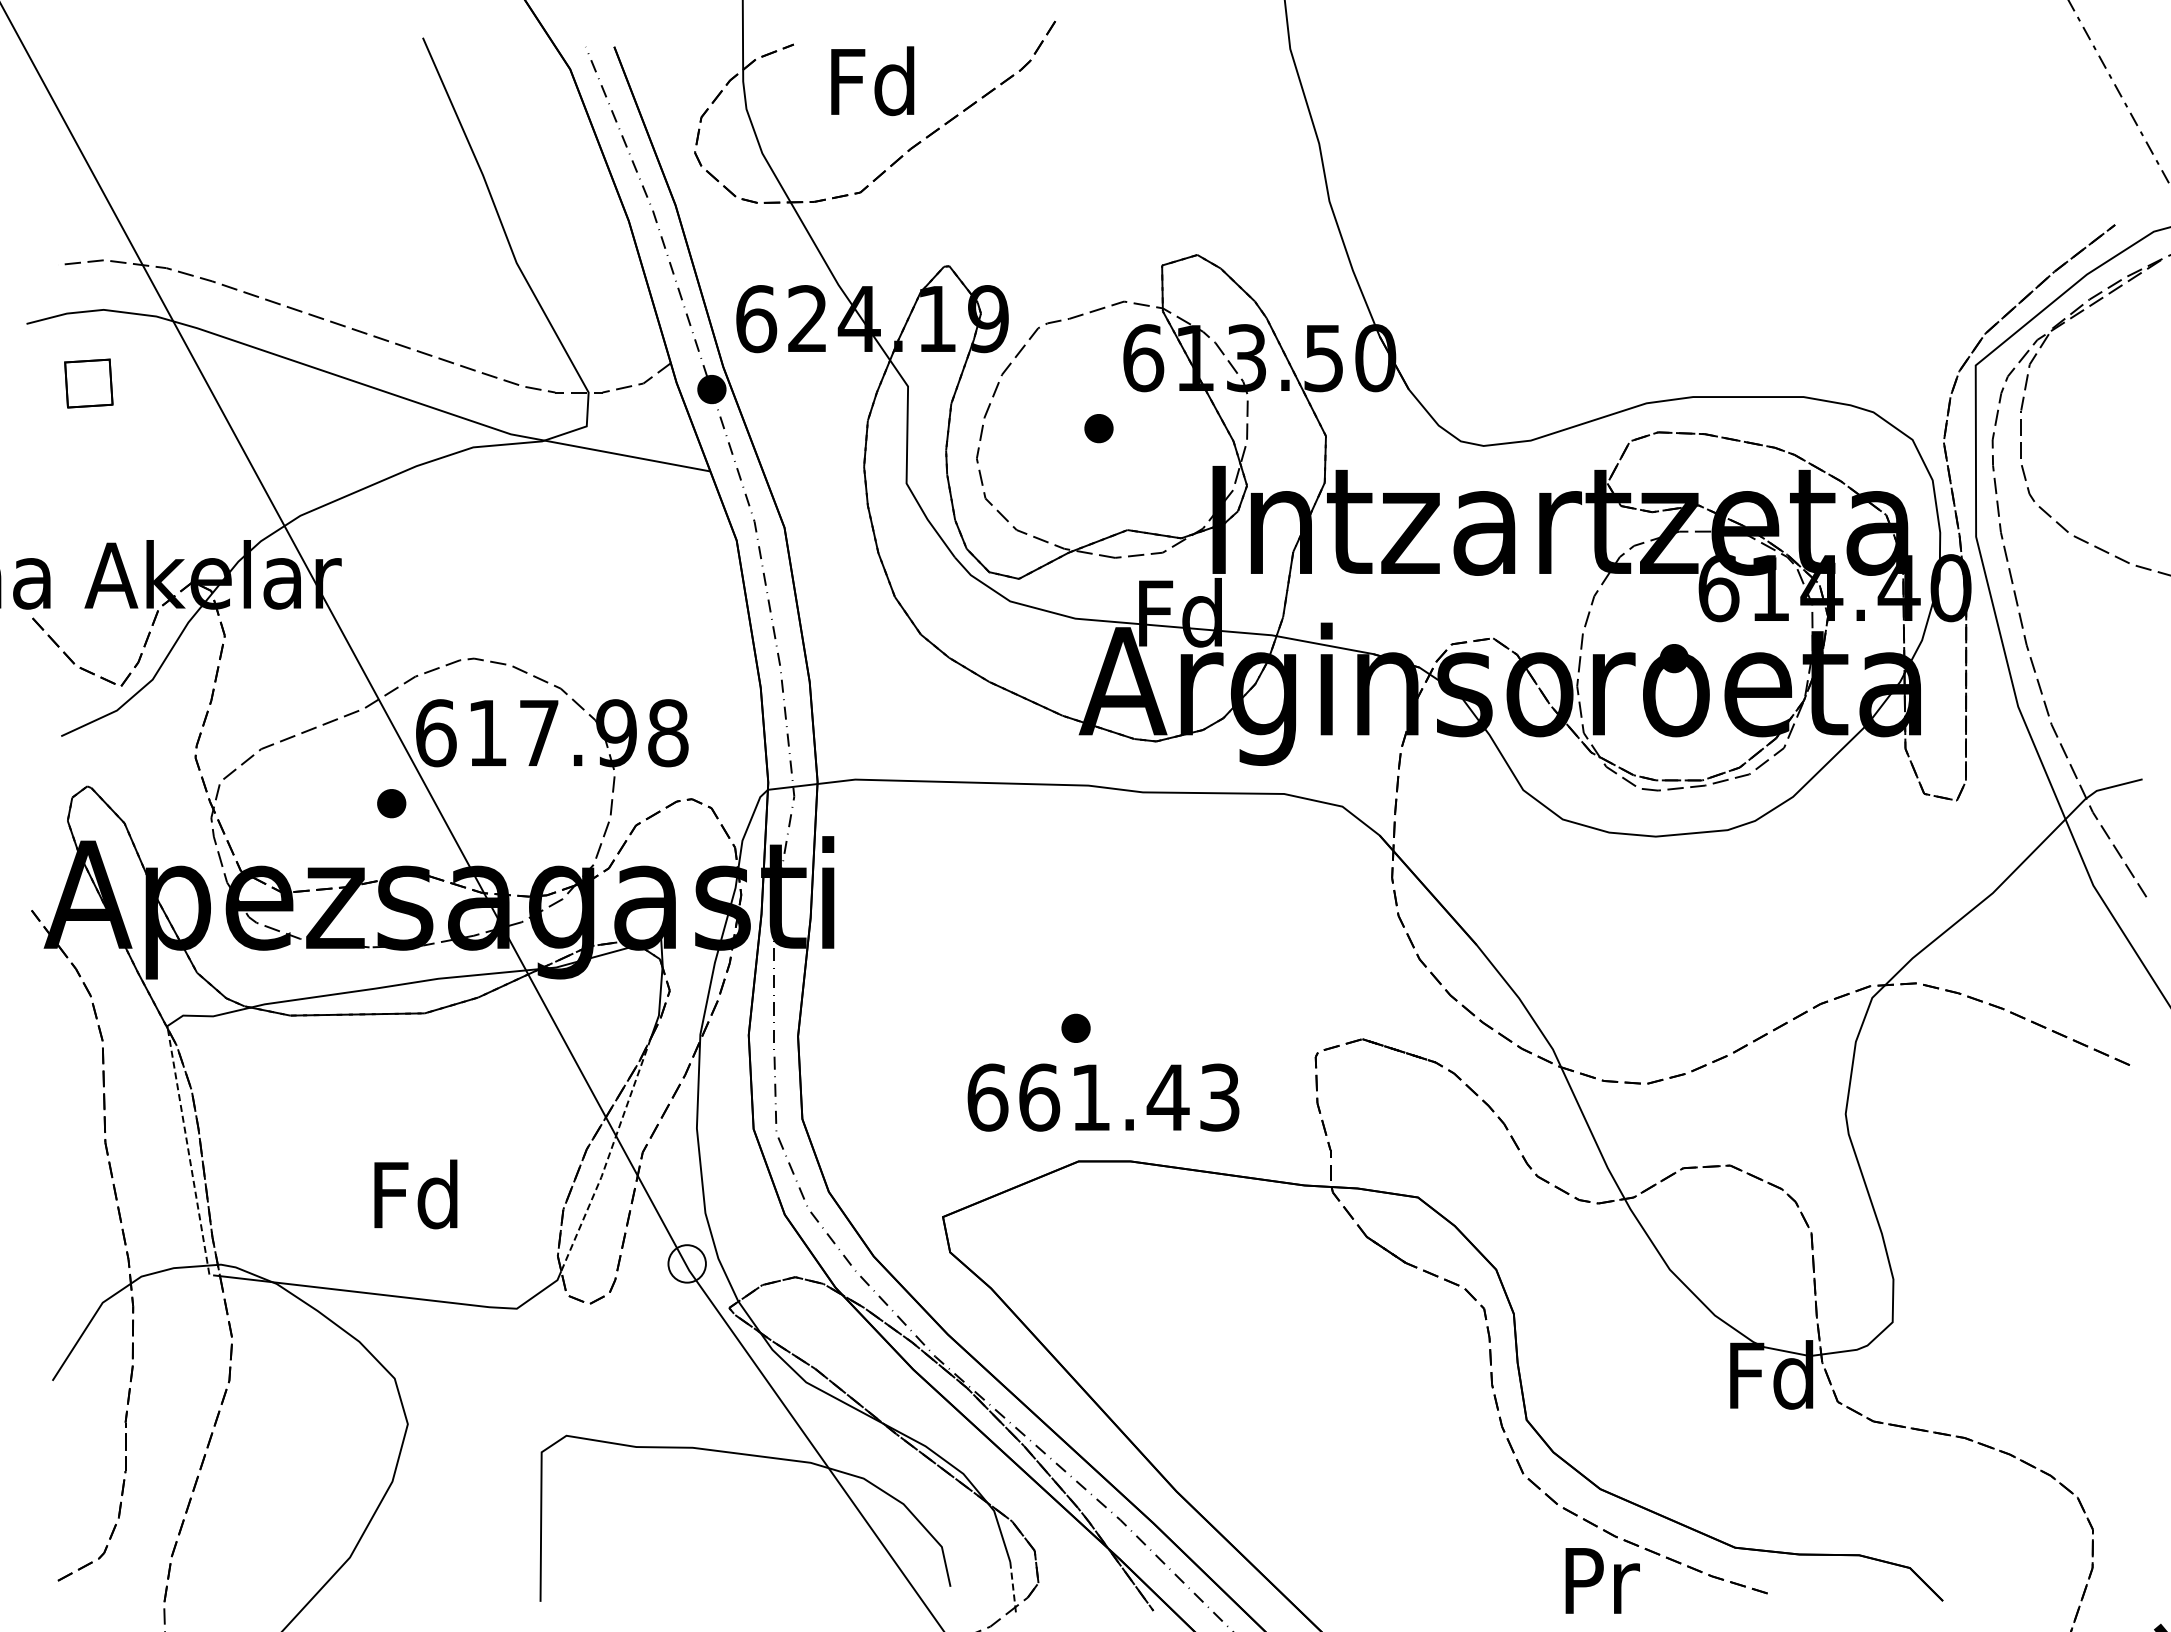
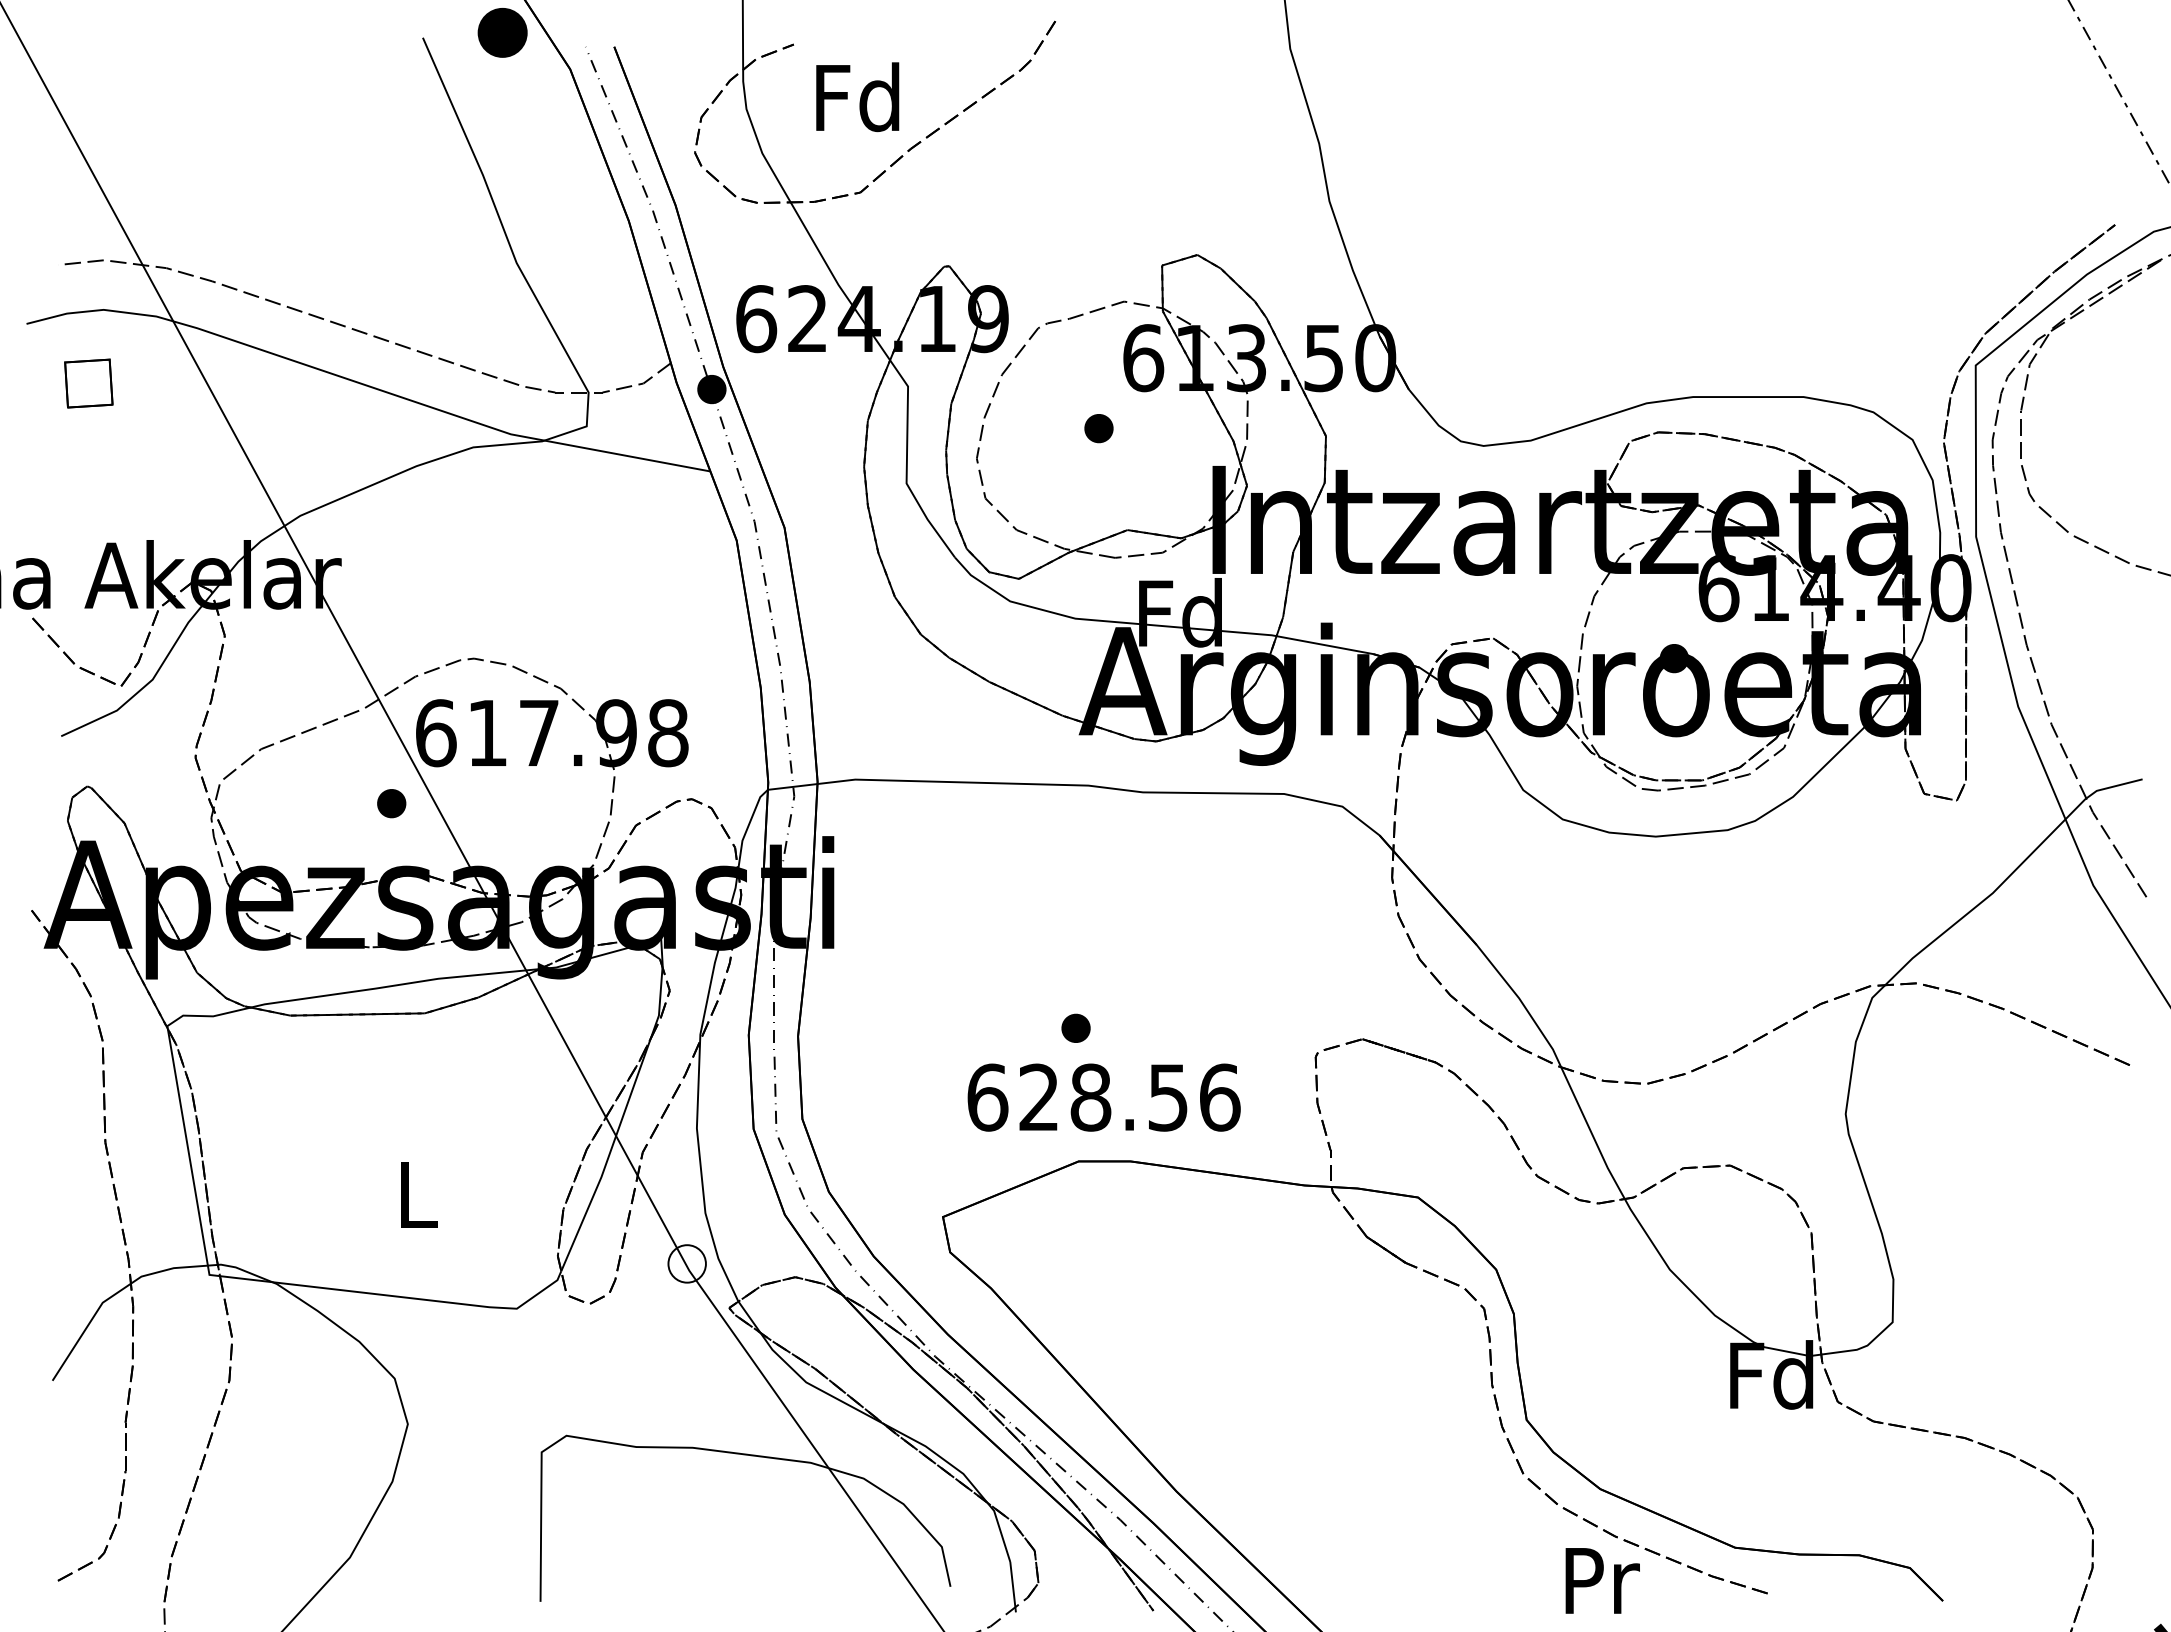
part: none -> present (502, 32)
text position: (872, 81) -> (857, 97) (857, 97)
text: 661.43 -> 628.56 (1129, 1097)
line: dashed -> solid (608, 1156)
line: dashed -> solid (189, 1157)
text: Fd -> L (415, 1194)
line: dashed -> solid (1013, 1586)
